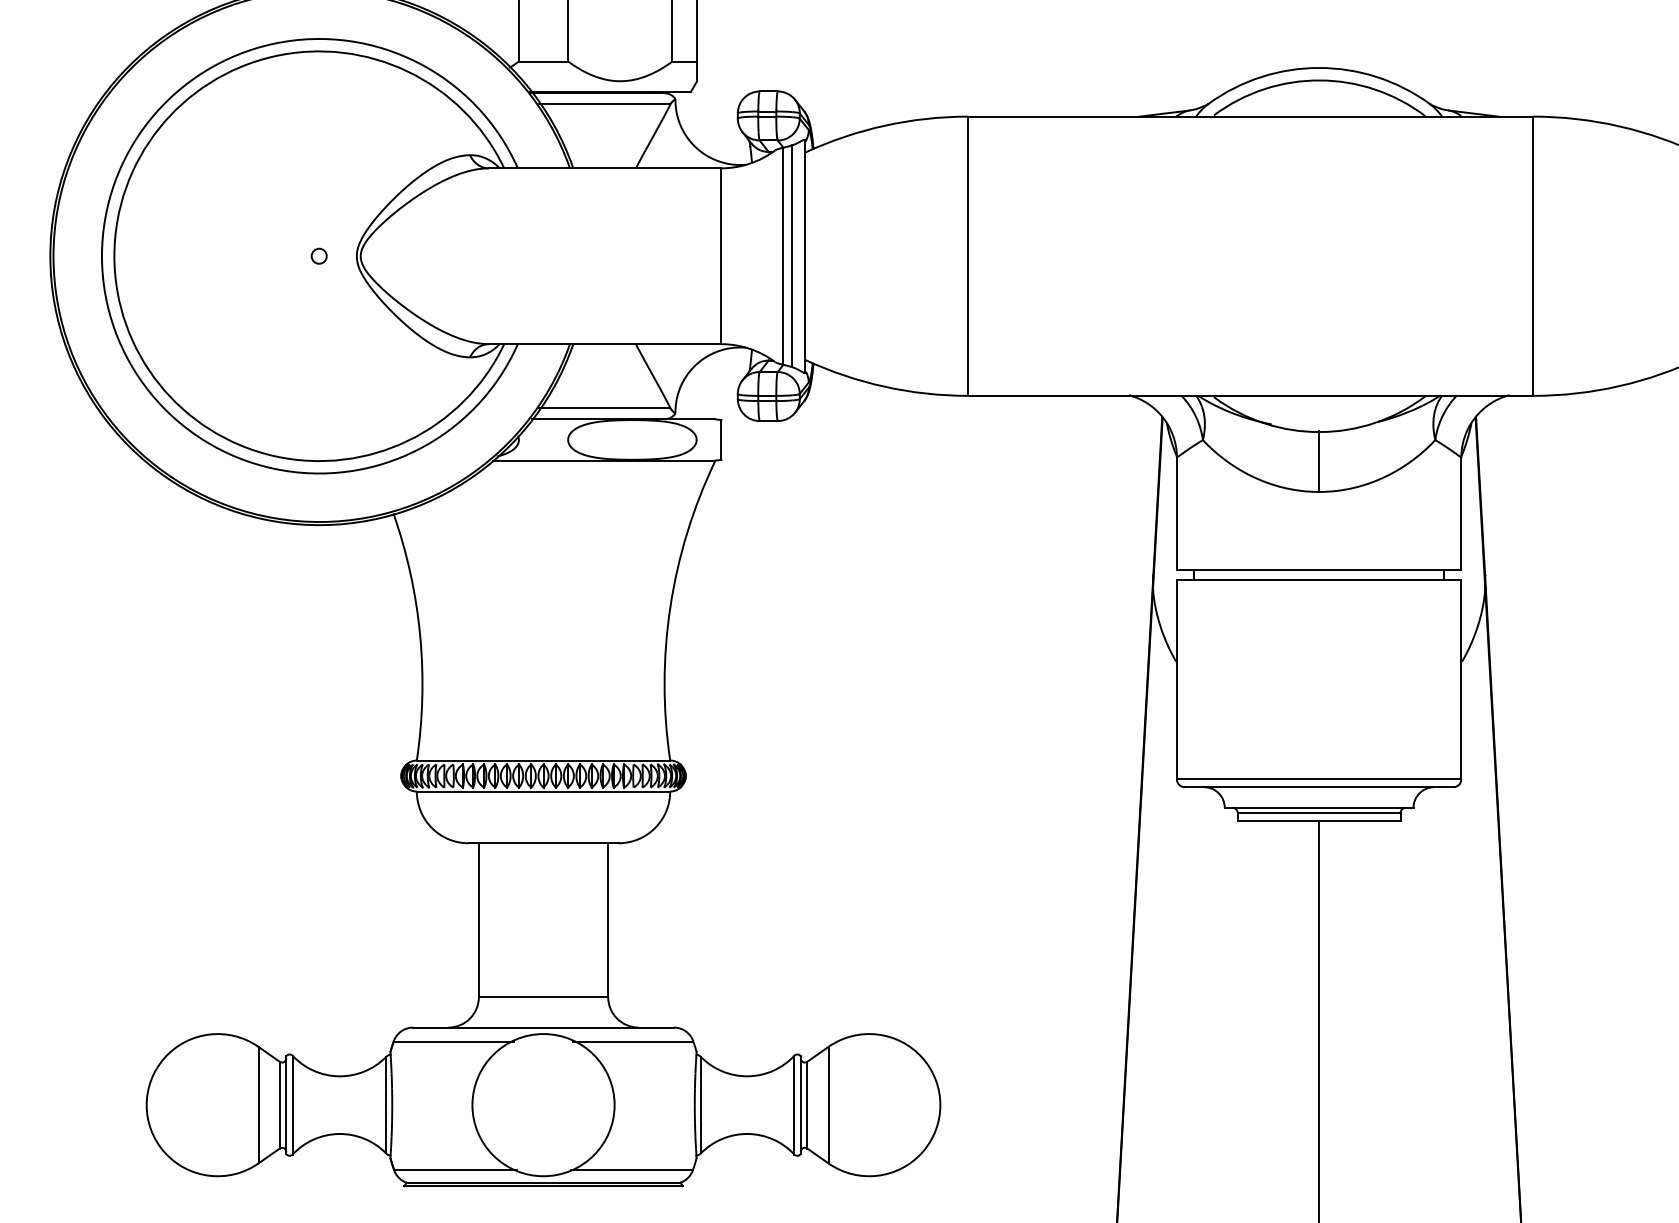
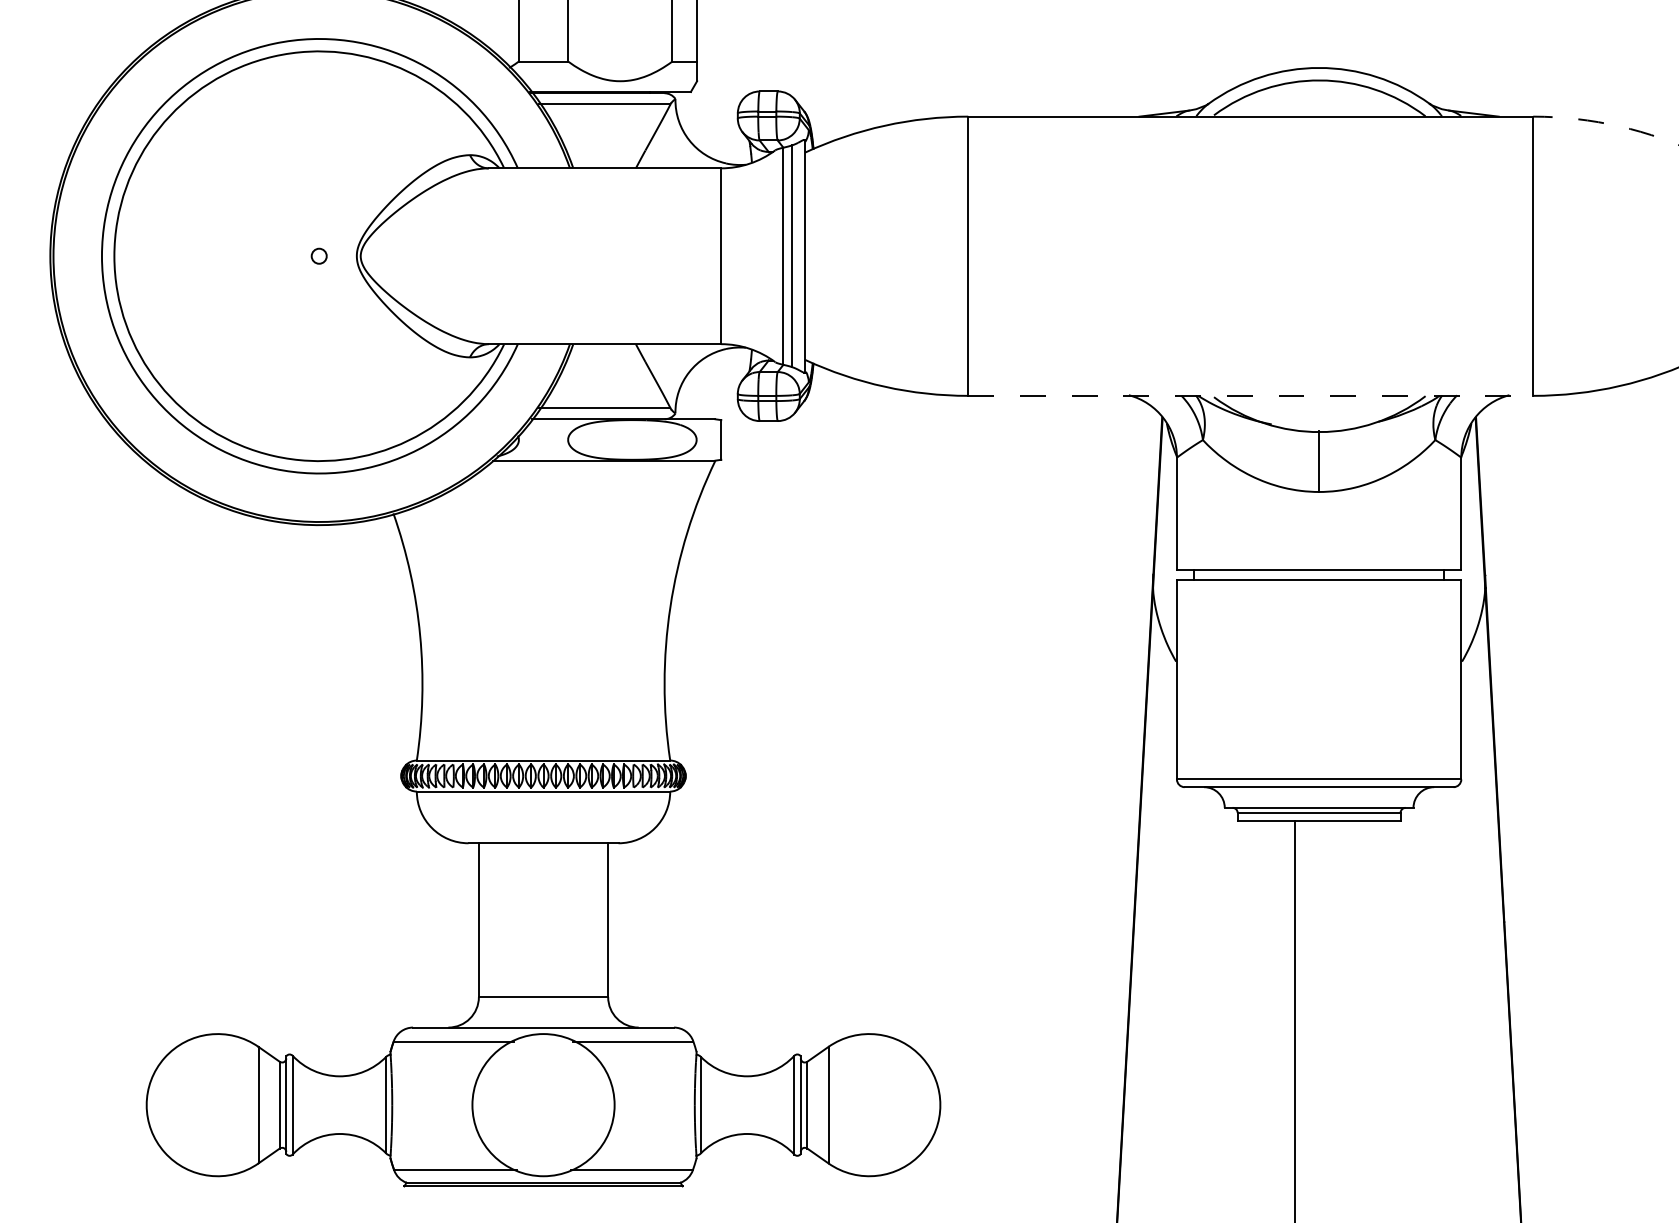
arc: solid -> dashed (1607, 123)
line: solid -> dashed (1251, 395)
line position: (1319, 1019) -> (1295, 1019) (1295, 1019)
